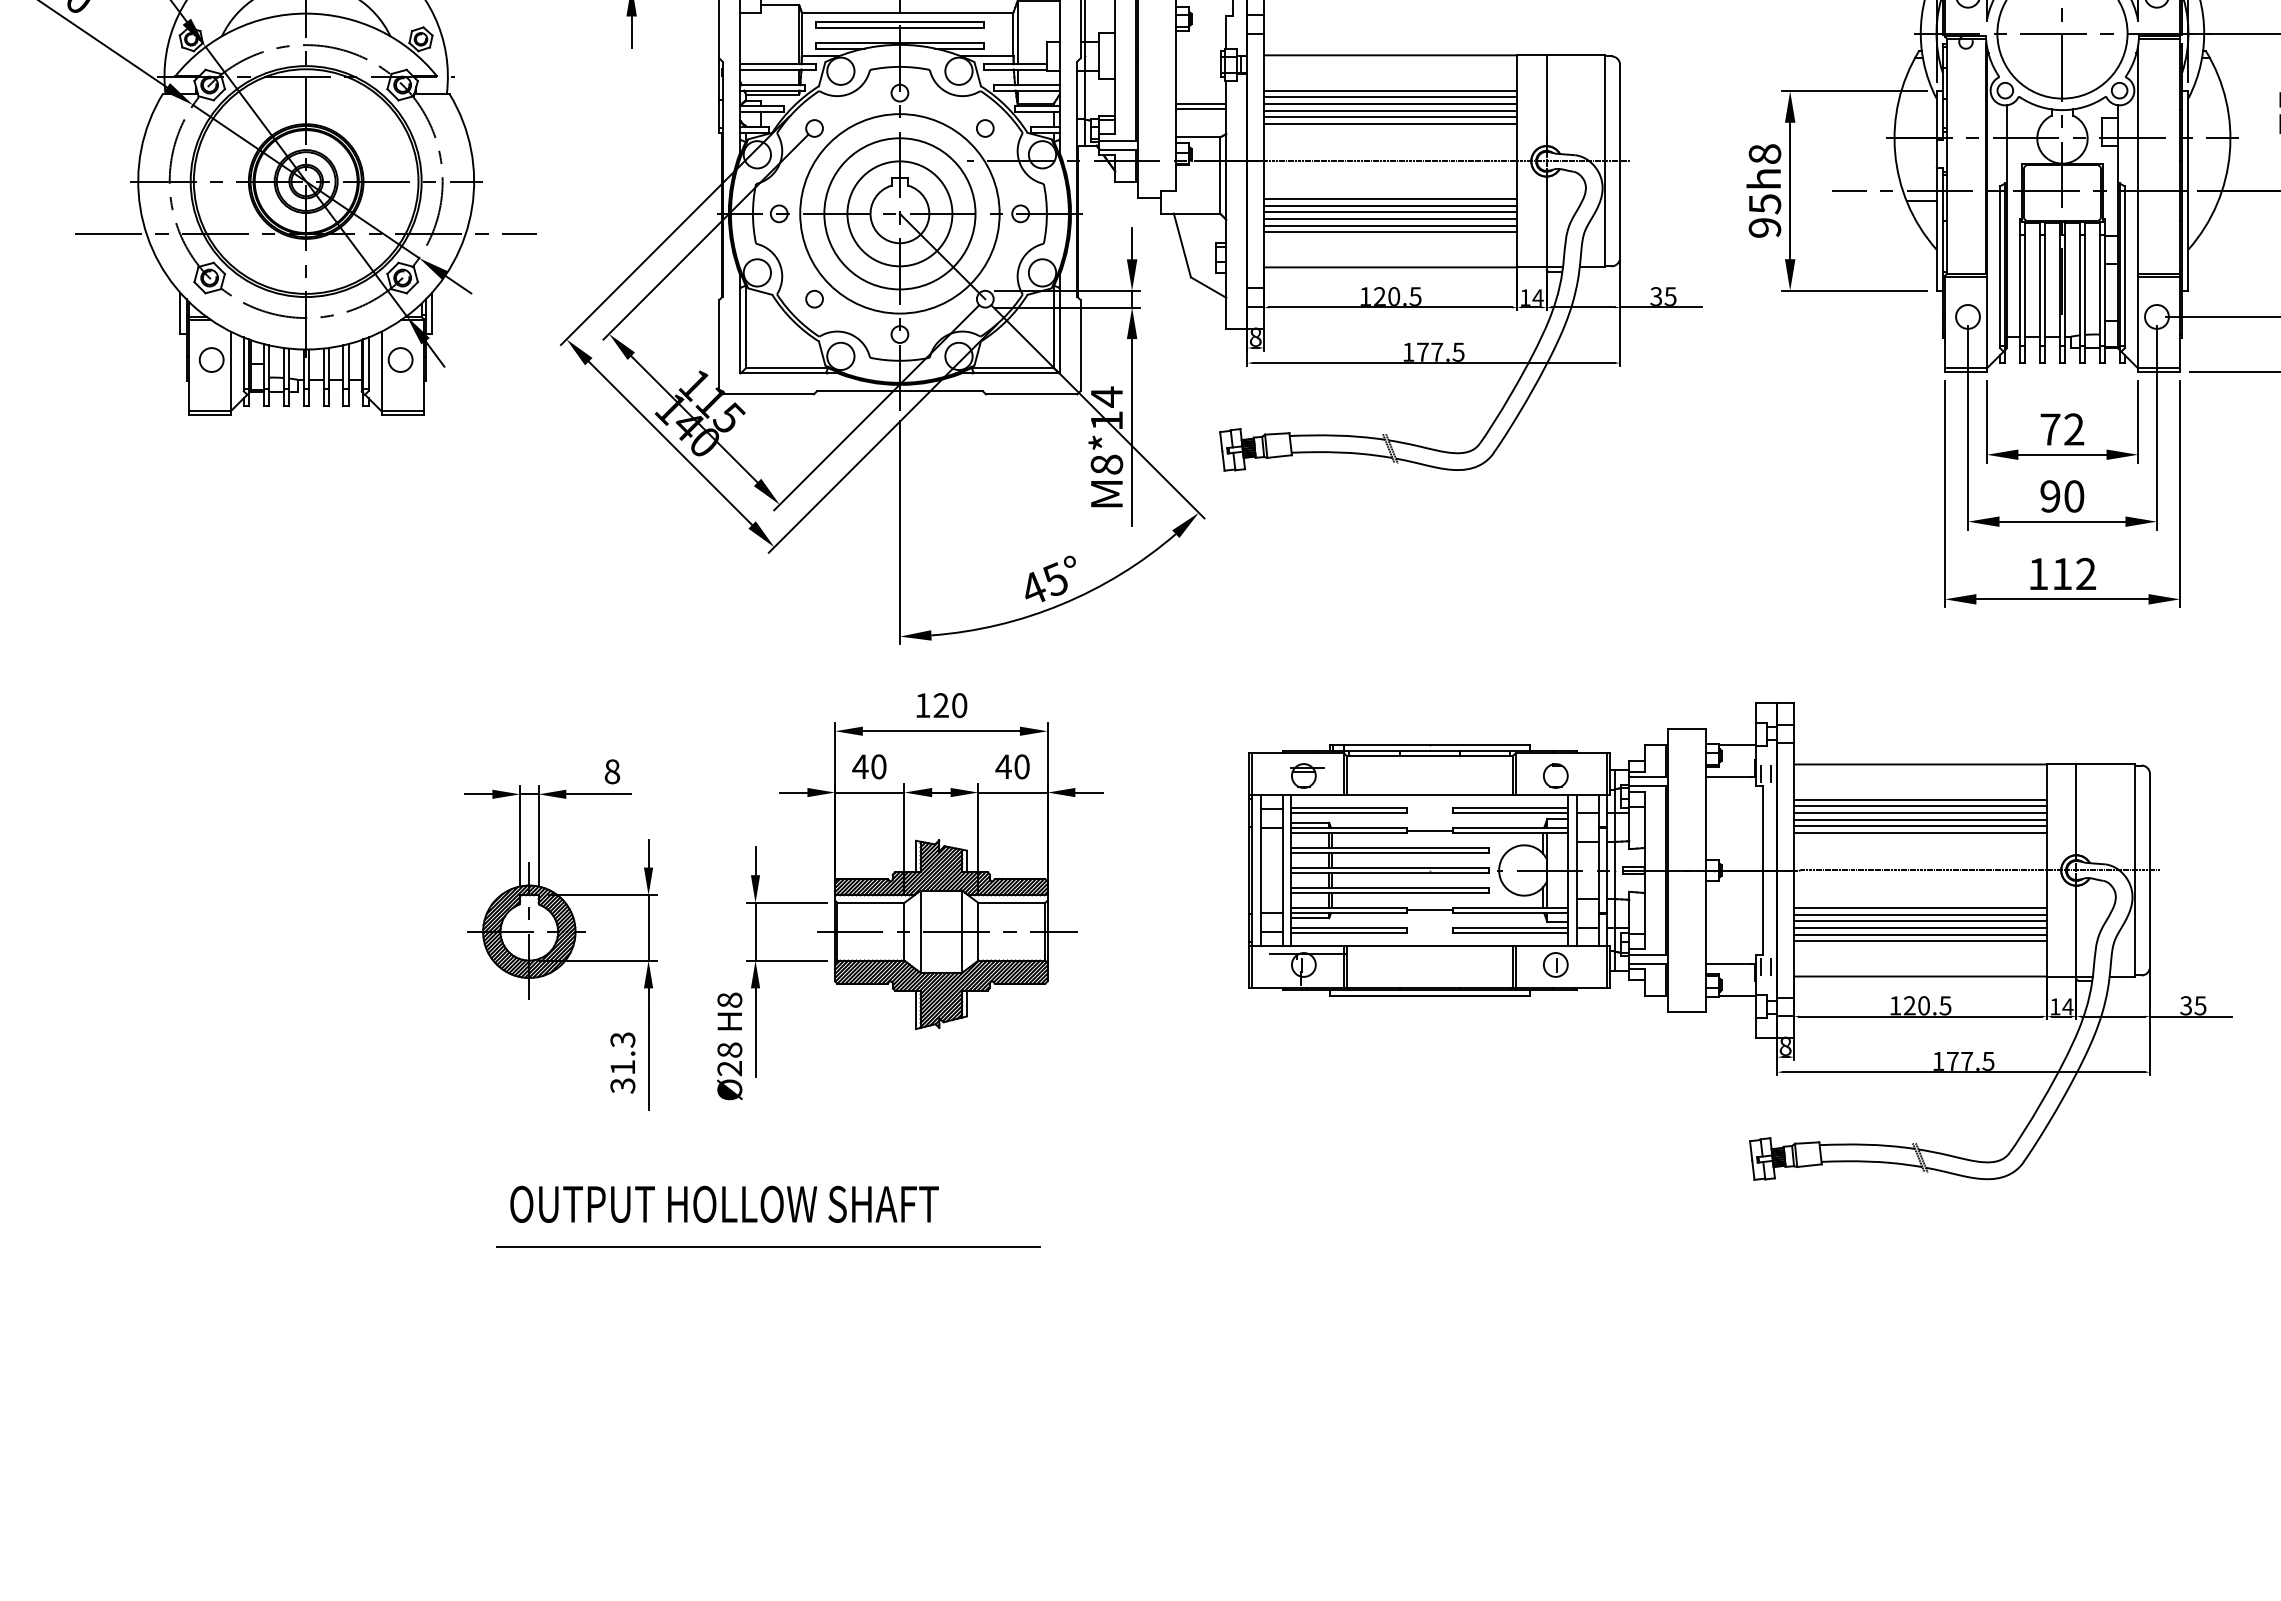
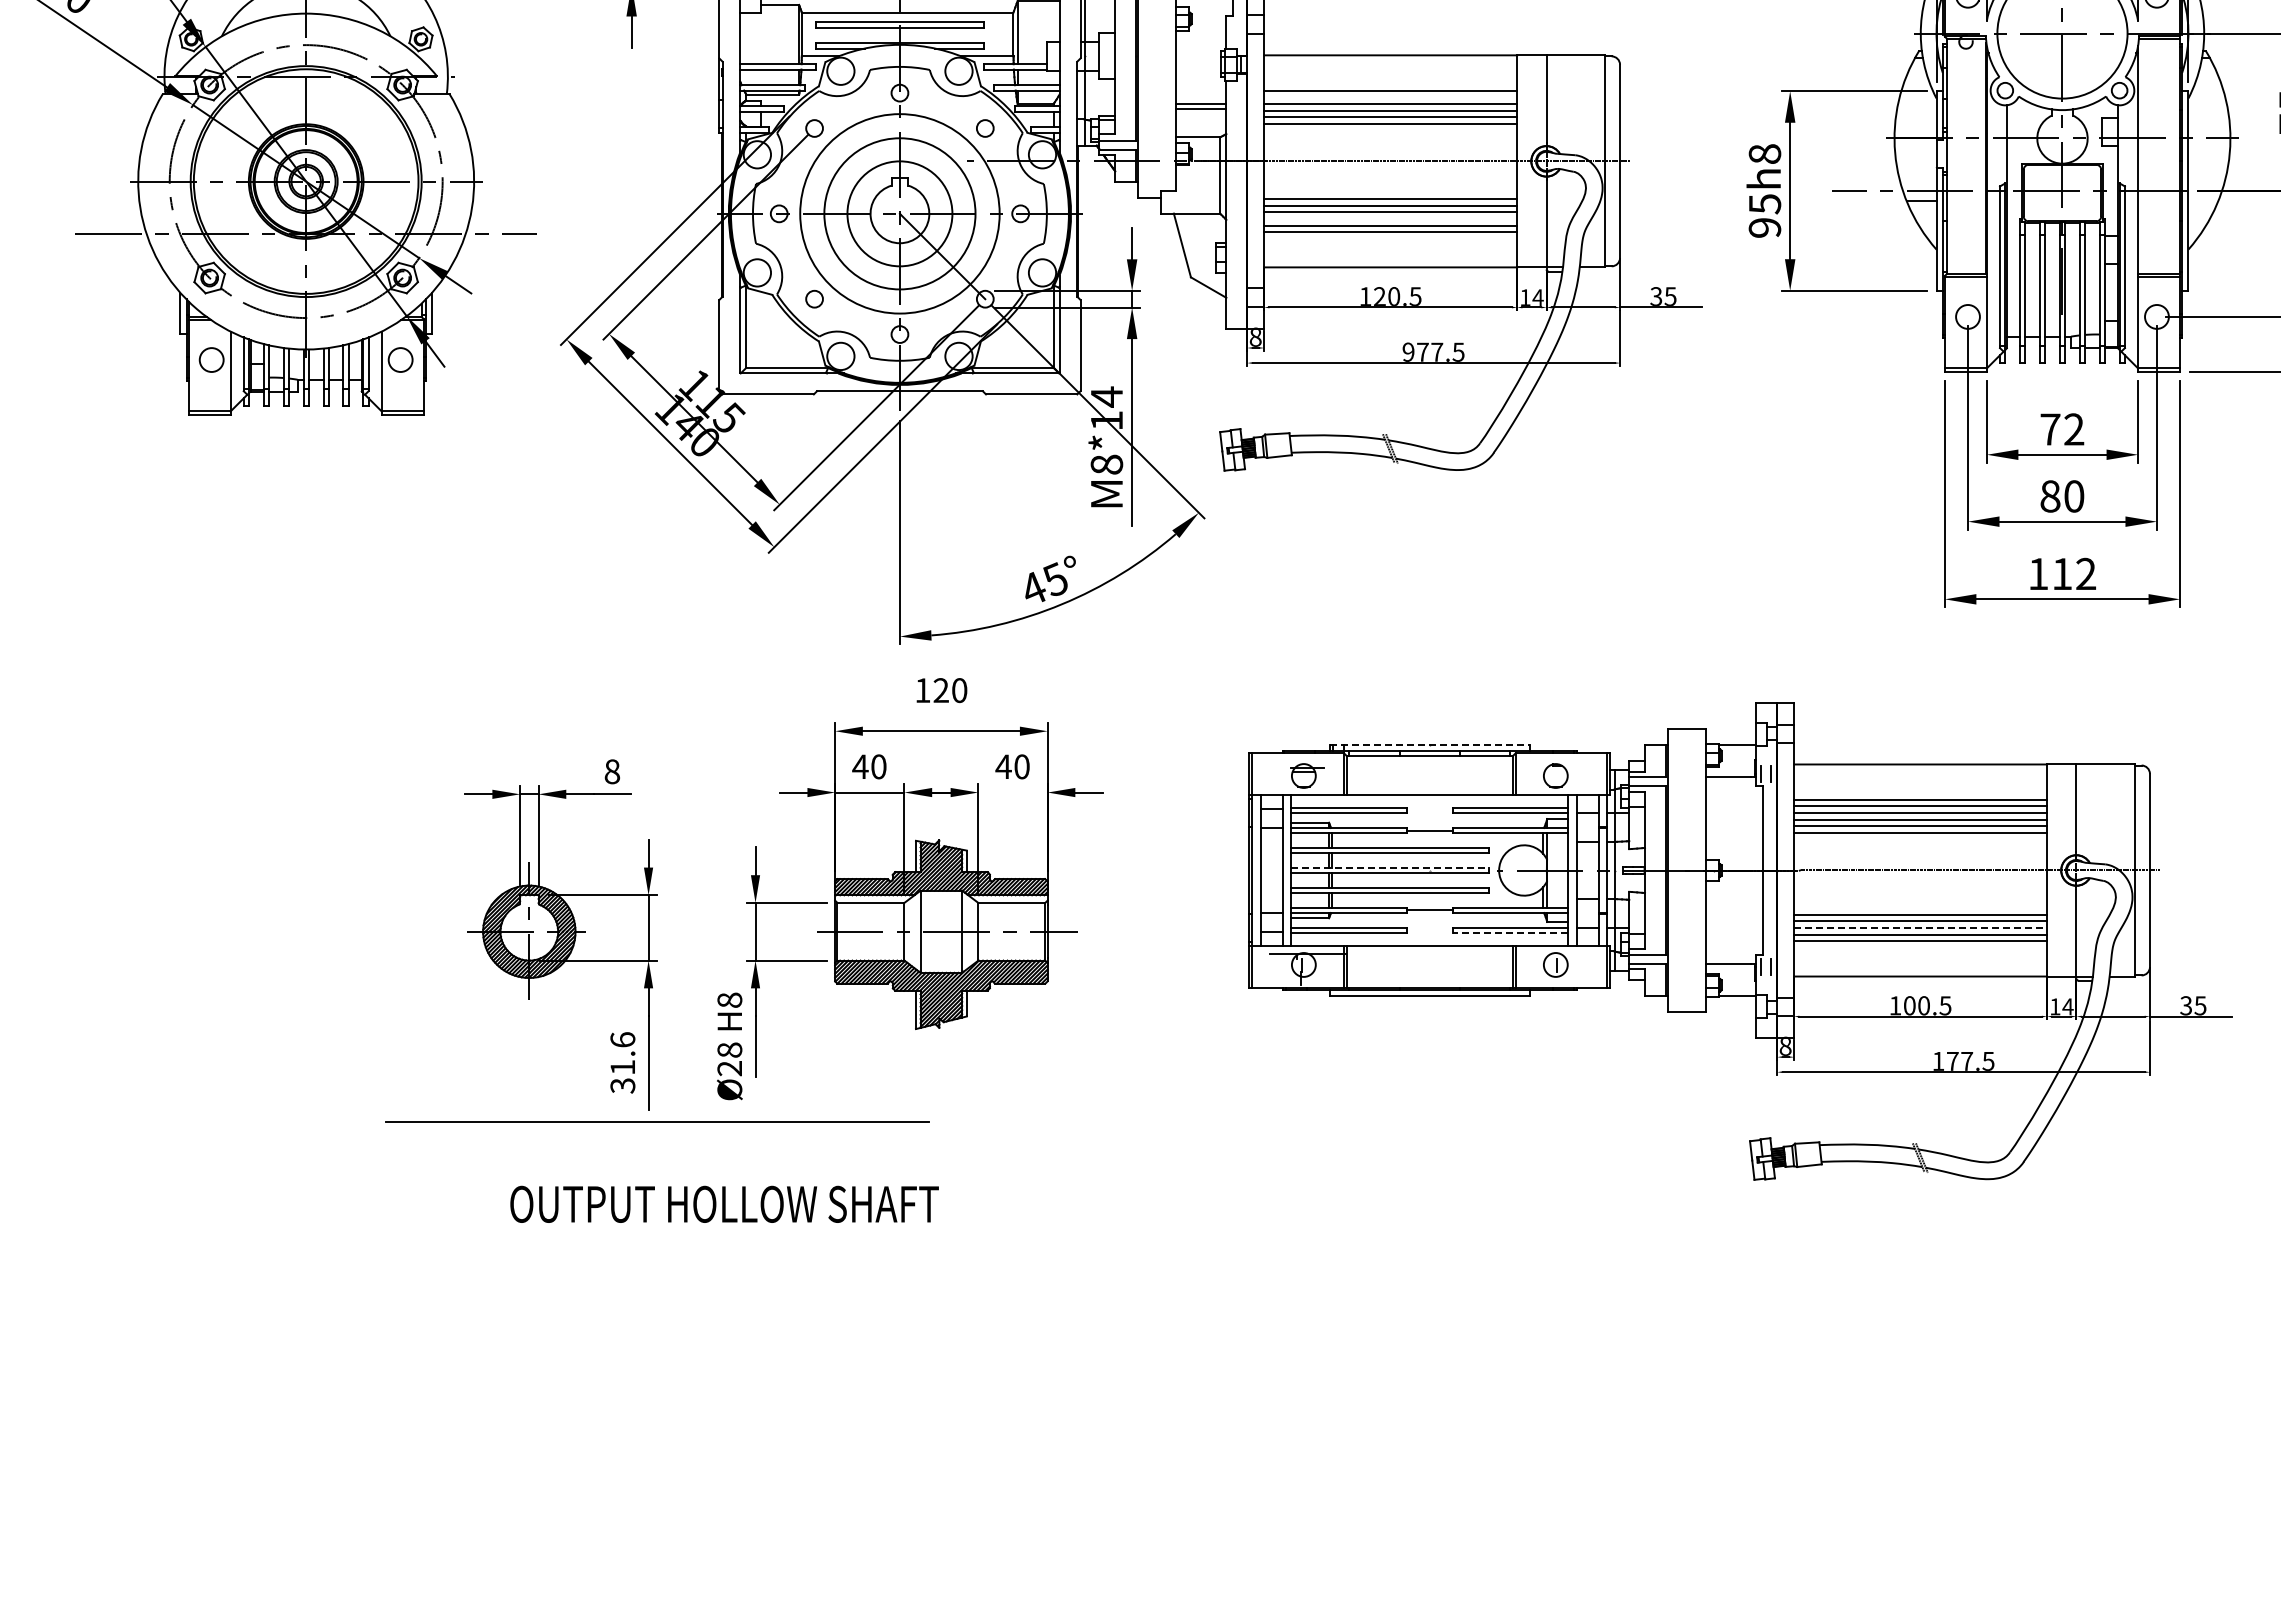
line: present -> none (1390, 97)
line: present -> none (1390, 218)
text: 177.5 -> 977.5 (1408, 351)
text: 90 -> 80 (2050, 496)
text position: (941, 705) -> (941, 690) (941, 690)
line: solid -> dashed (1429, 744)
line: present -> none (1012, 792)
line: solid -> dashed (1389, 867)
line: present -> none (1920, 907)
line: solid -> dashed (1921, 927)
line: solid -> dashed (1510, 932)
text: 120.5 -> 100.5 (1909, 1005)
text: 31.3 -> 31.6 (622, 1039)
line position: (768, 1246) -> (657, 1121) (657, 1121)
